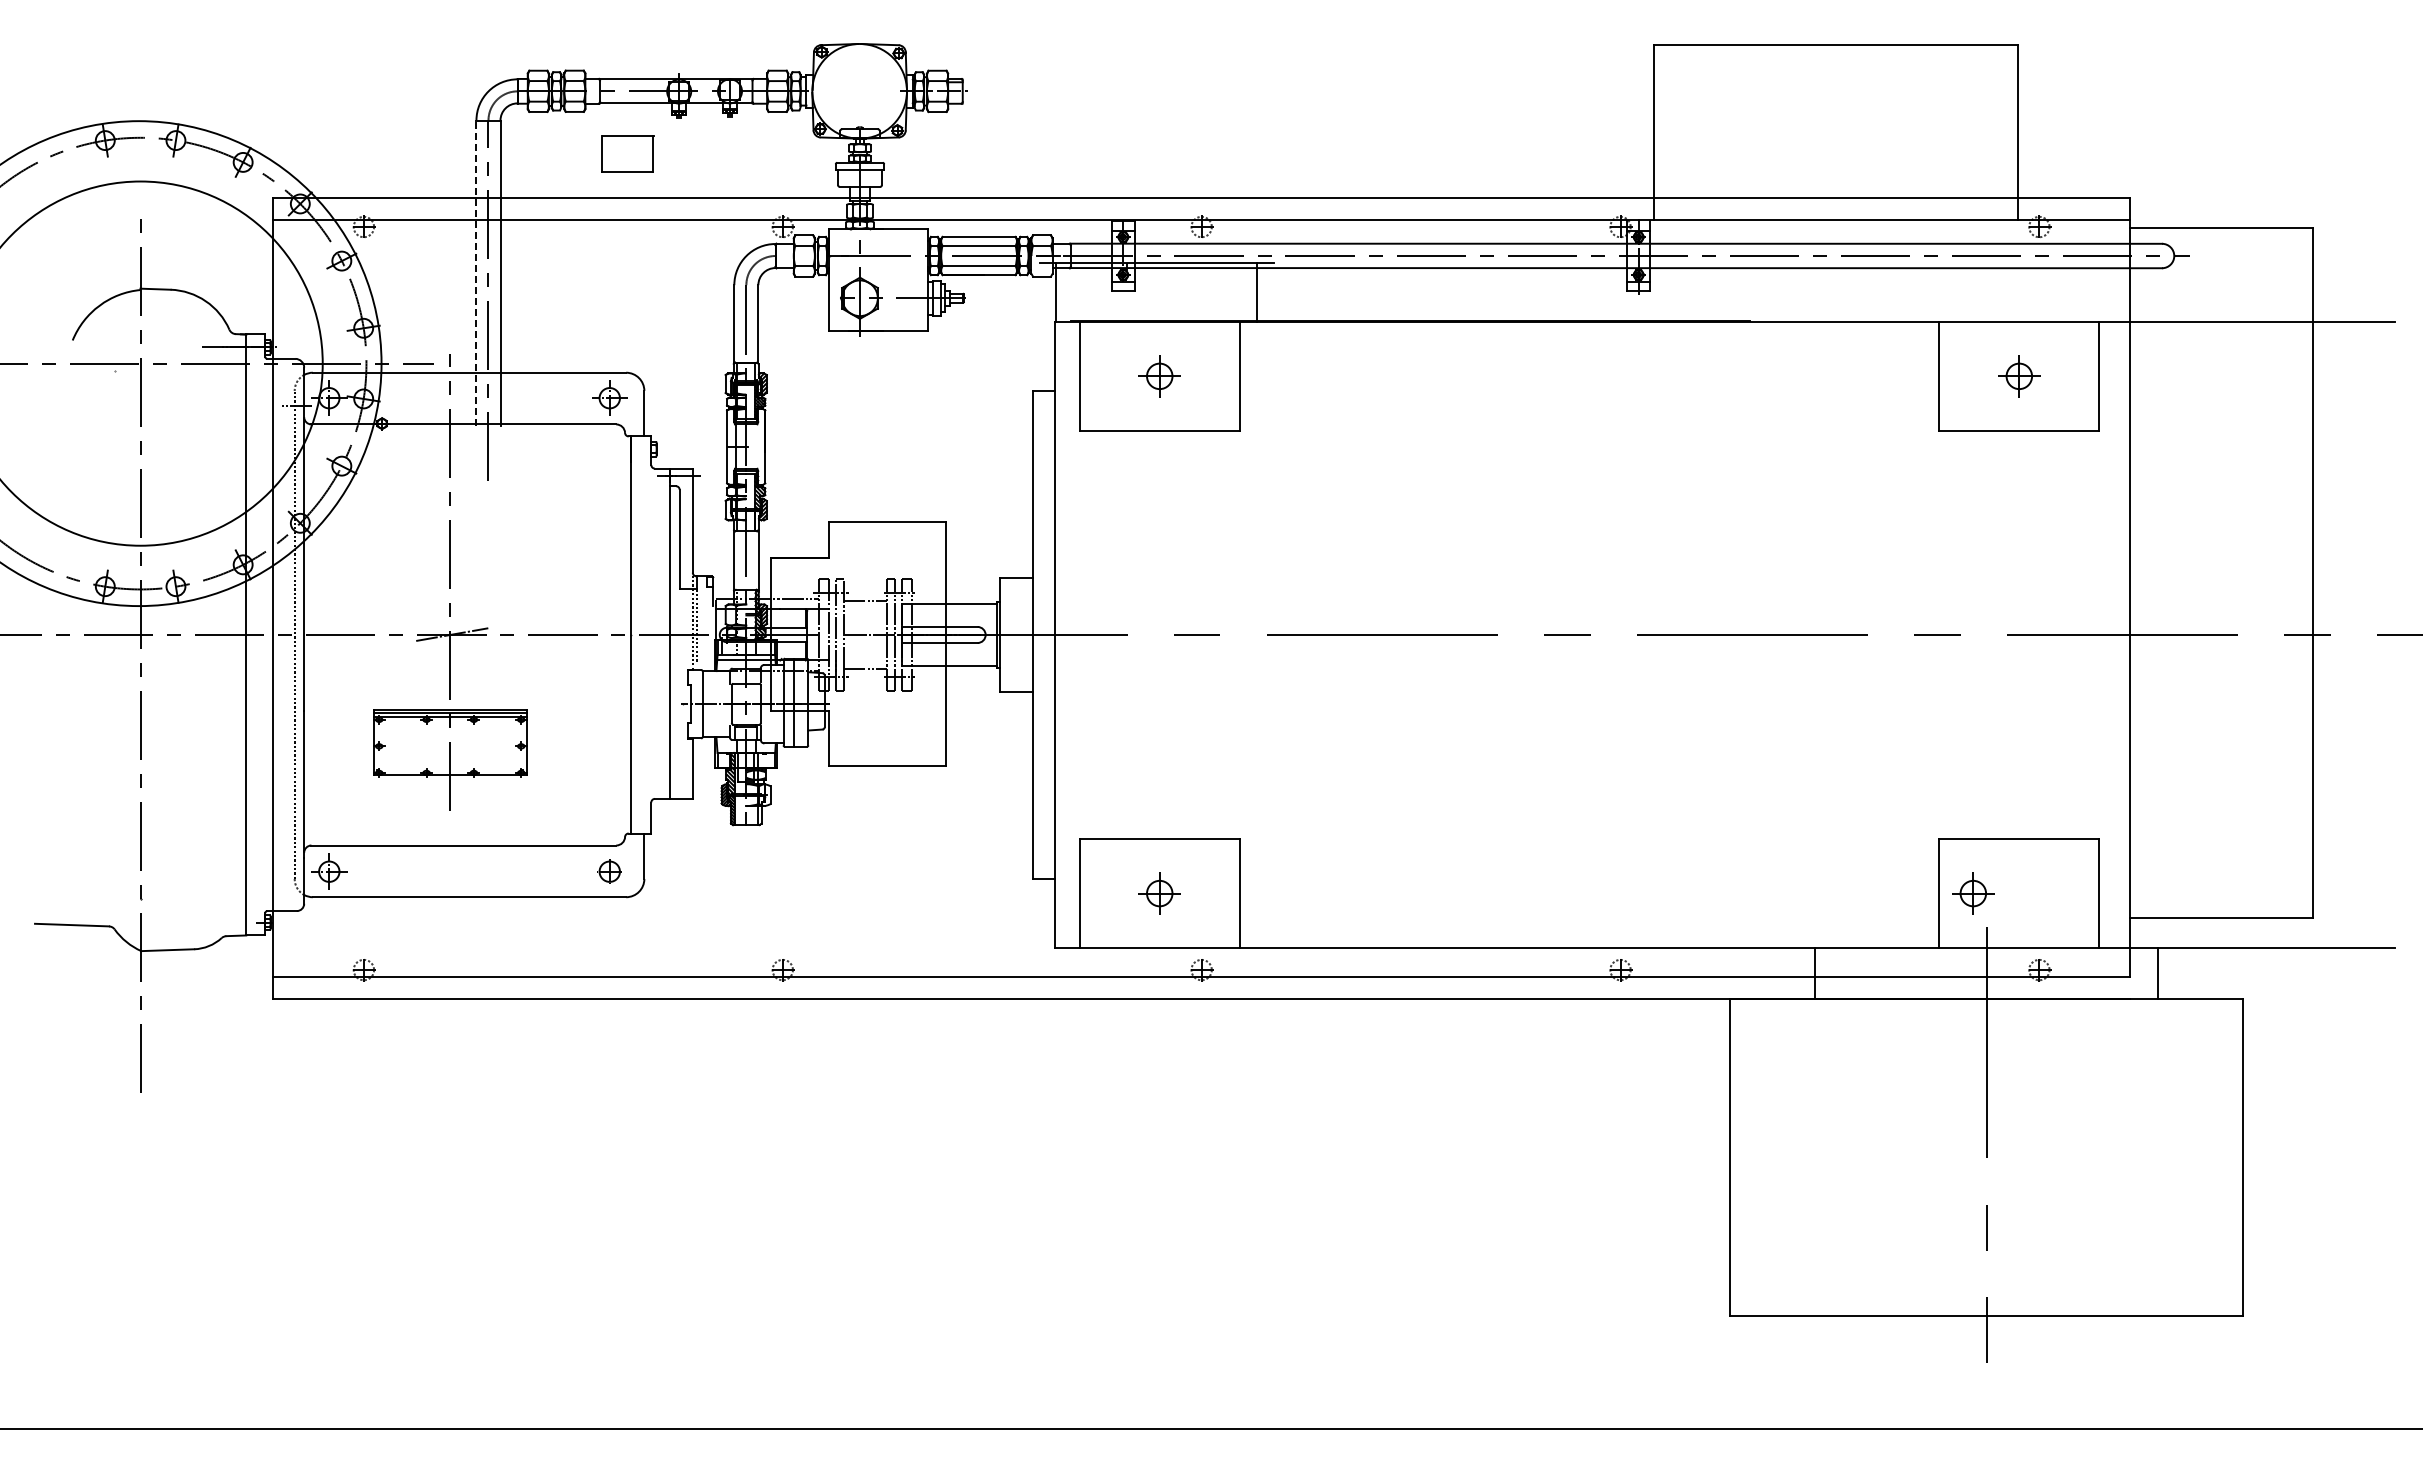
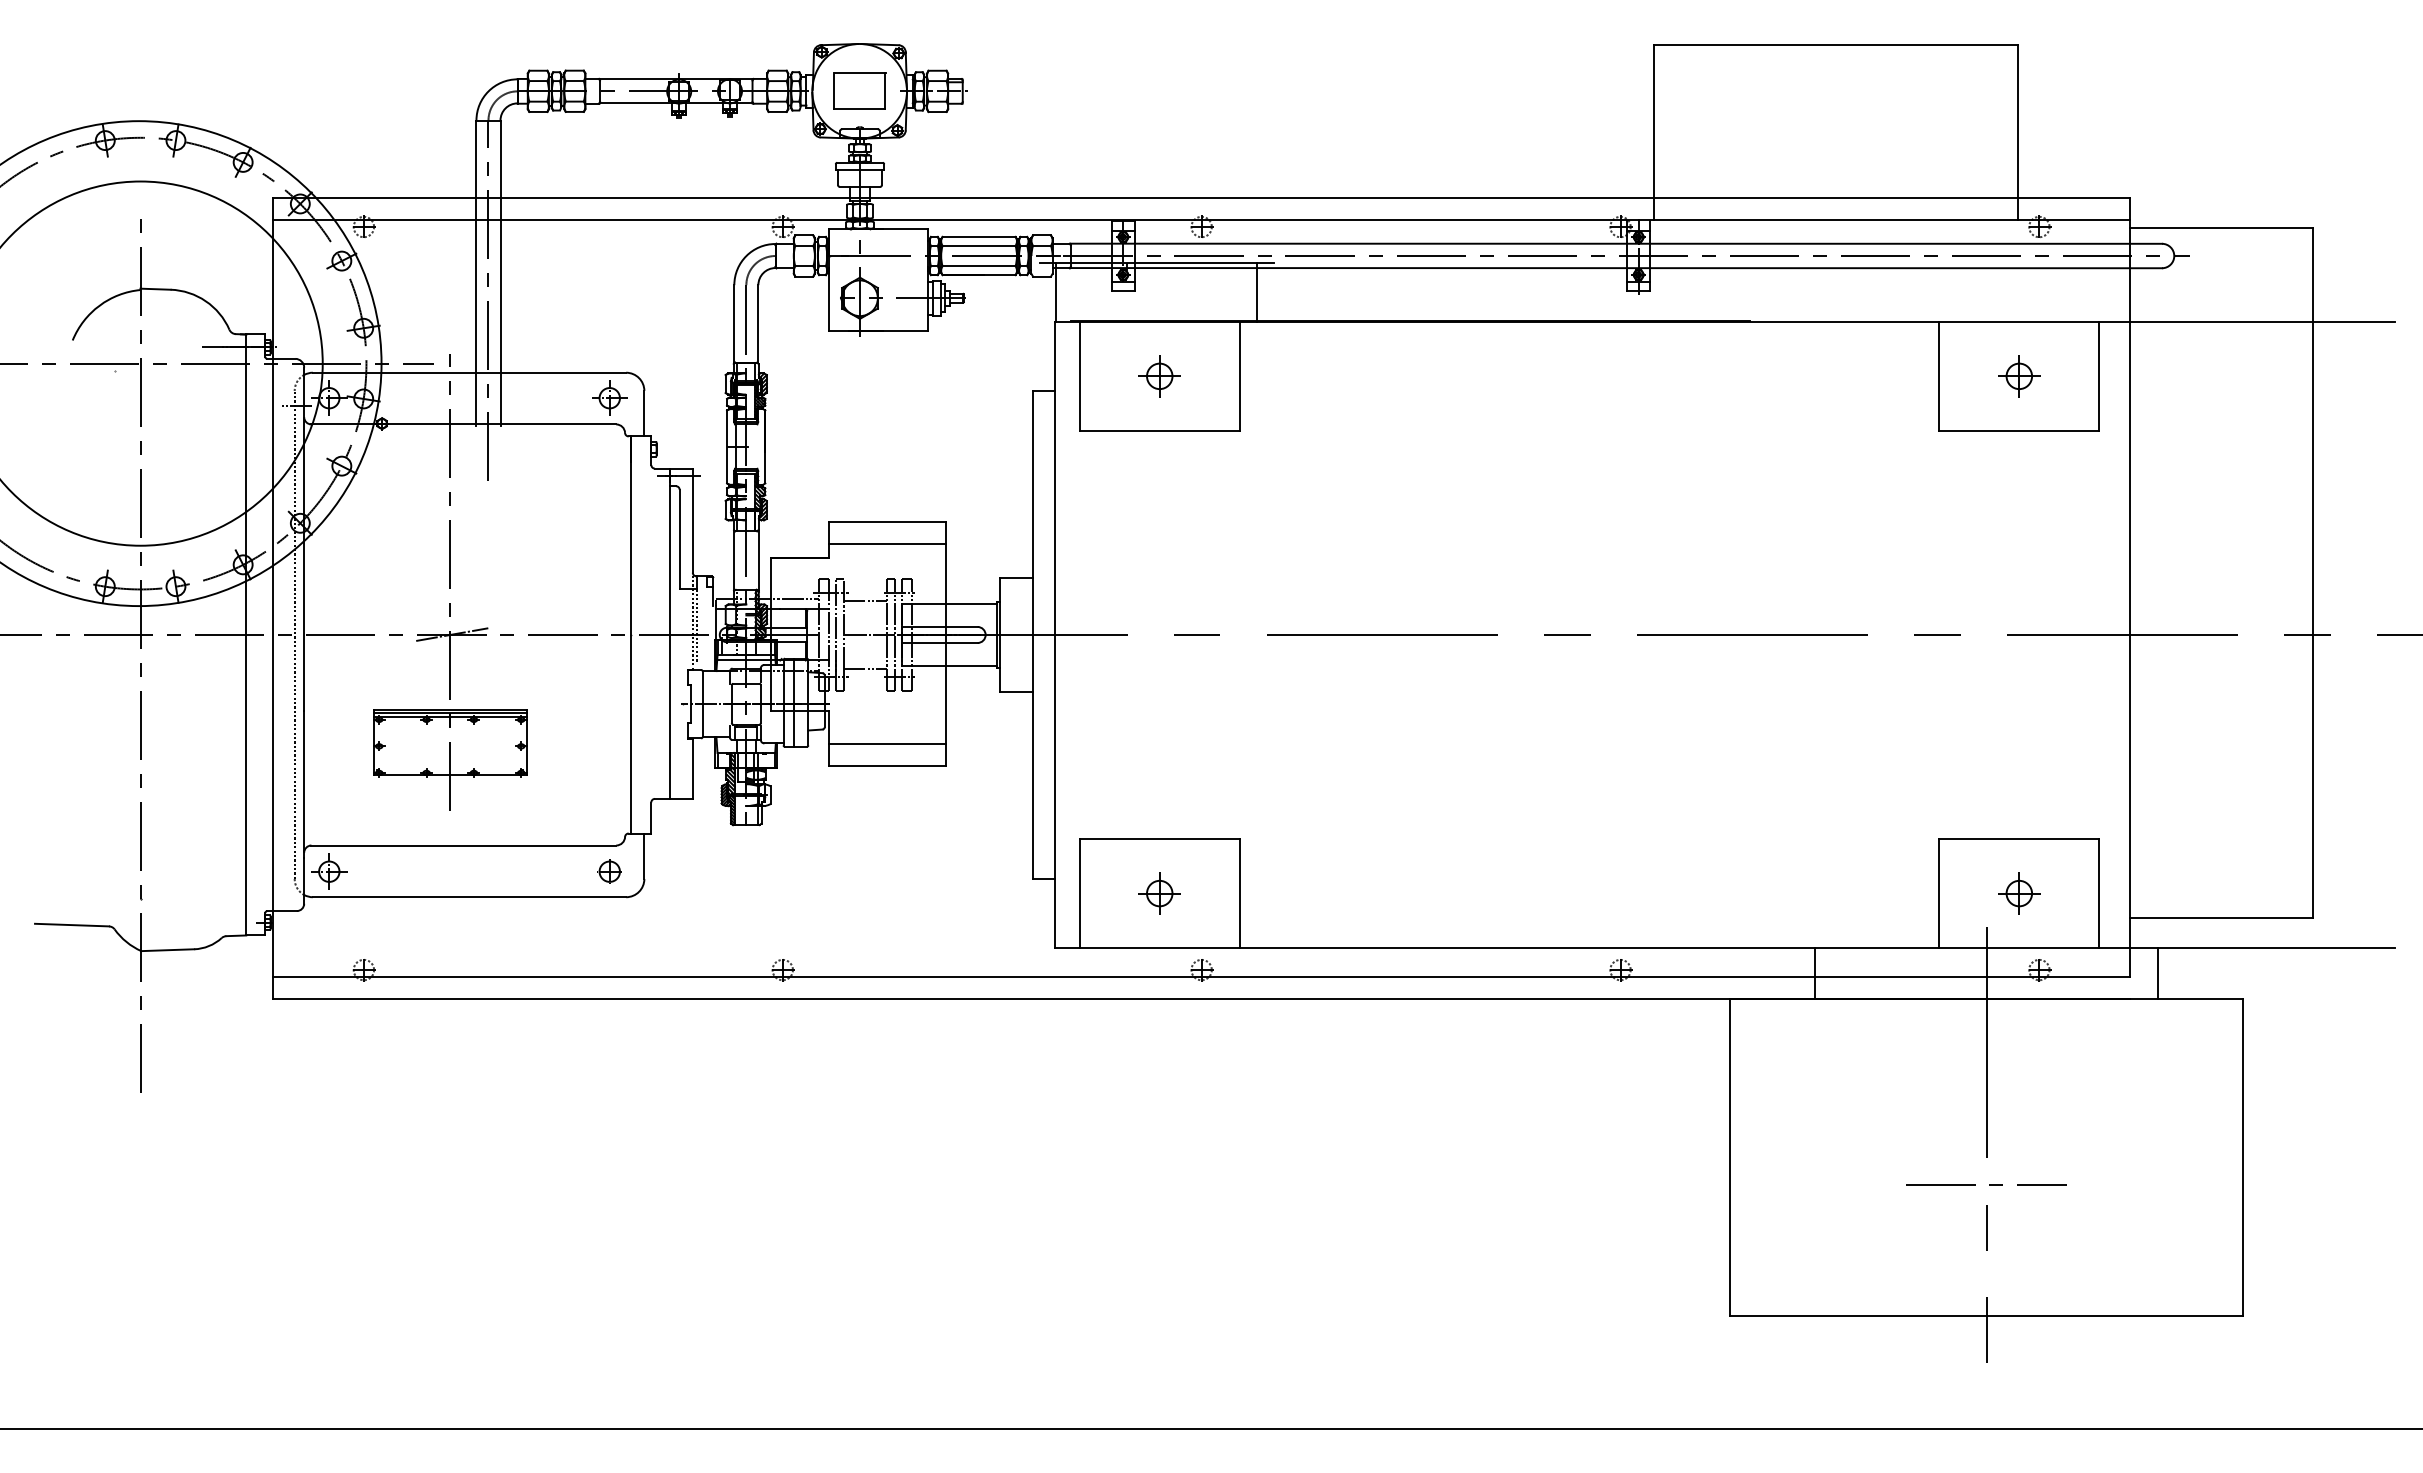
part position: (627, 153) -> (859, 90) (859, 90)
line: dashed -> solid (476, 273)
line: none -> present (887, 543)
line: none -> present (887, 744)
part position: (1973, 893) -> (2019, 893) (2019, 893)
line: none -> present (1989, 1184)
